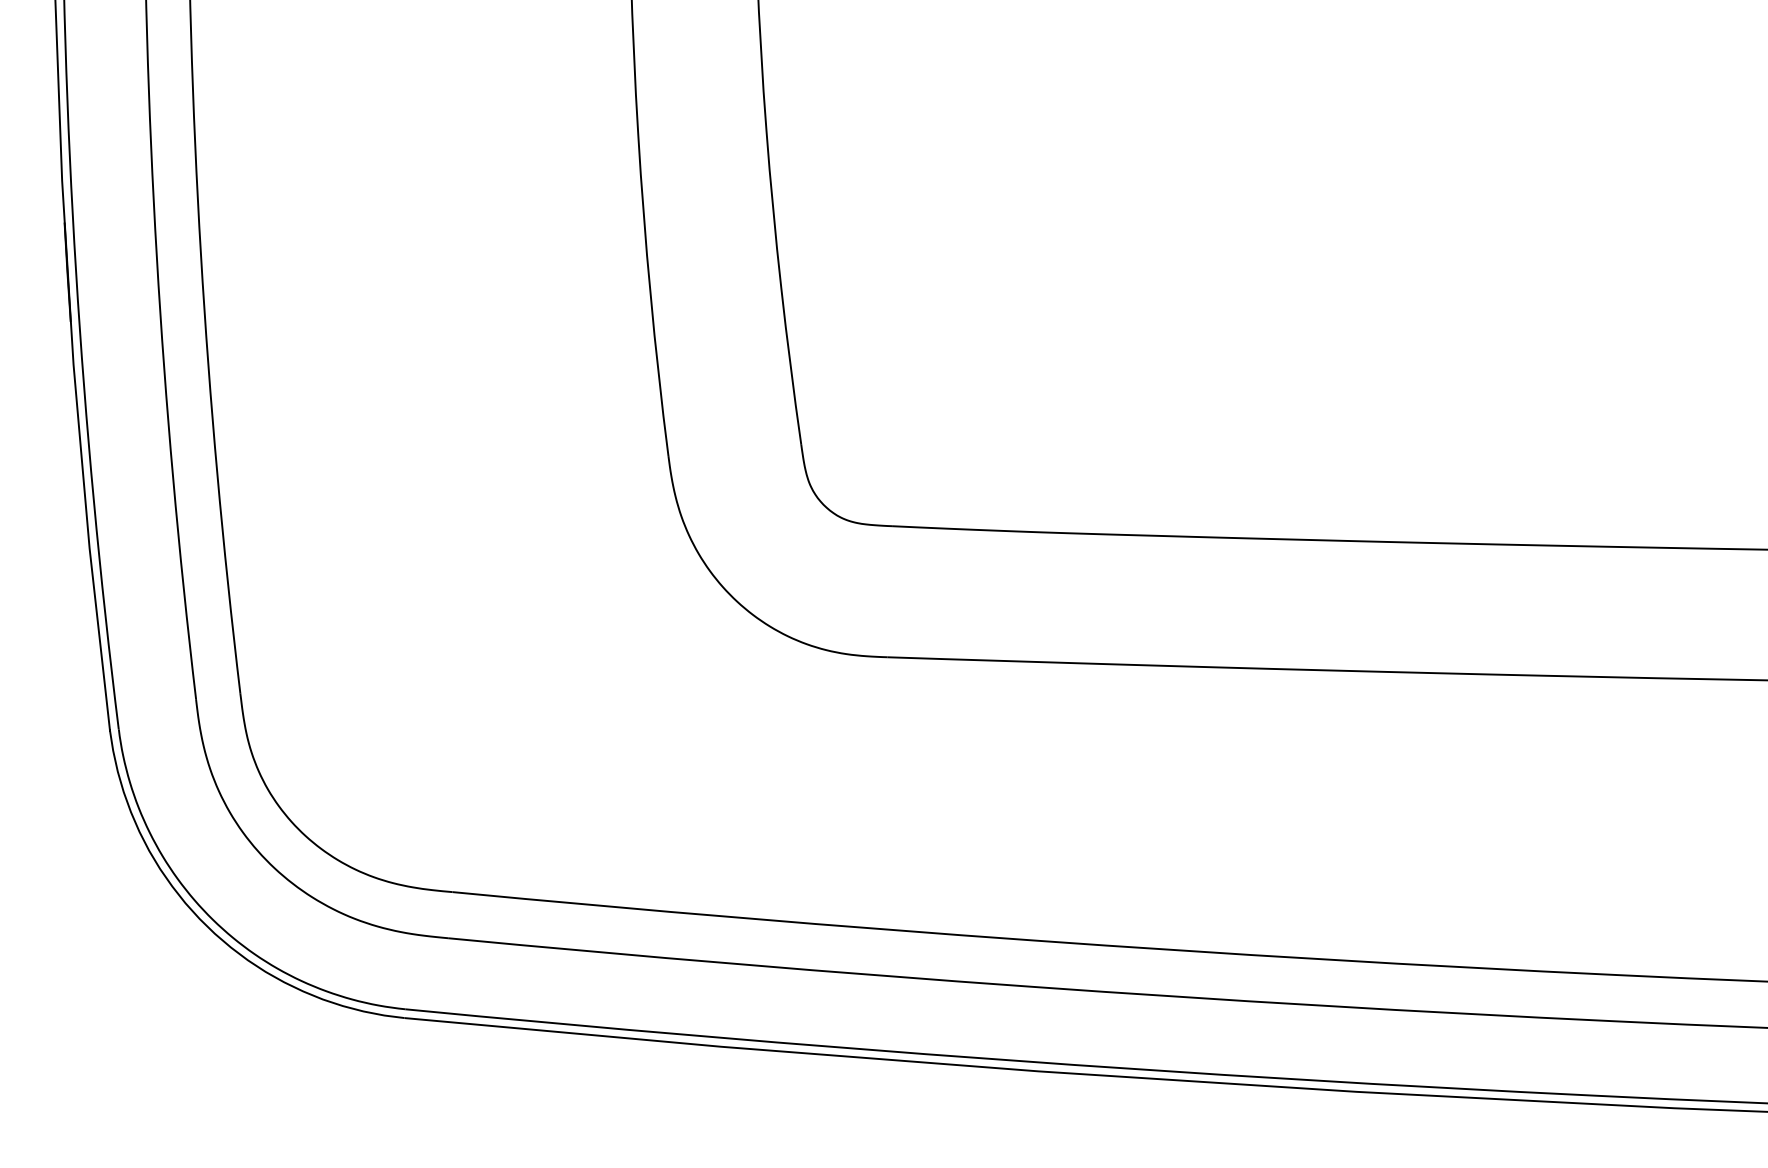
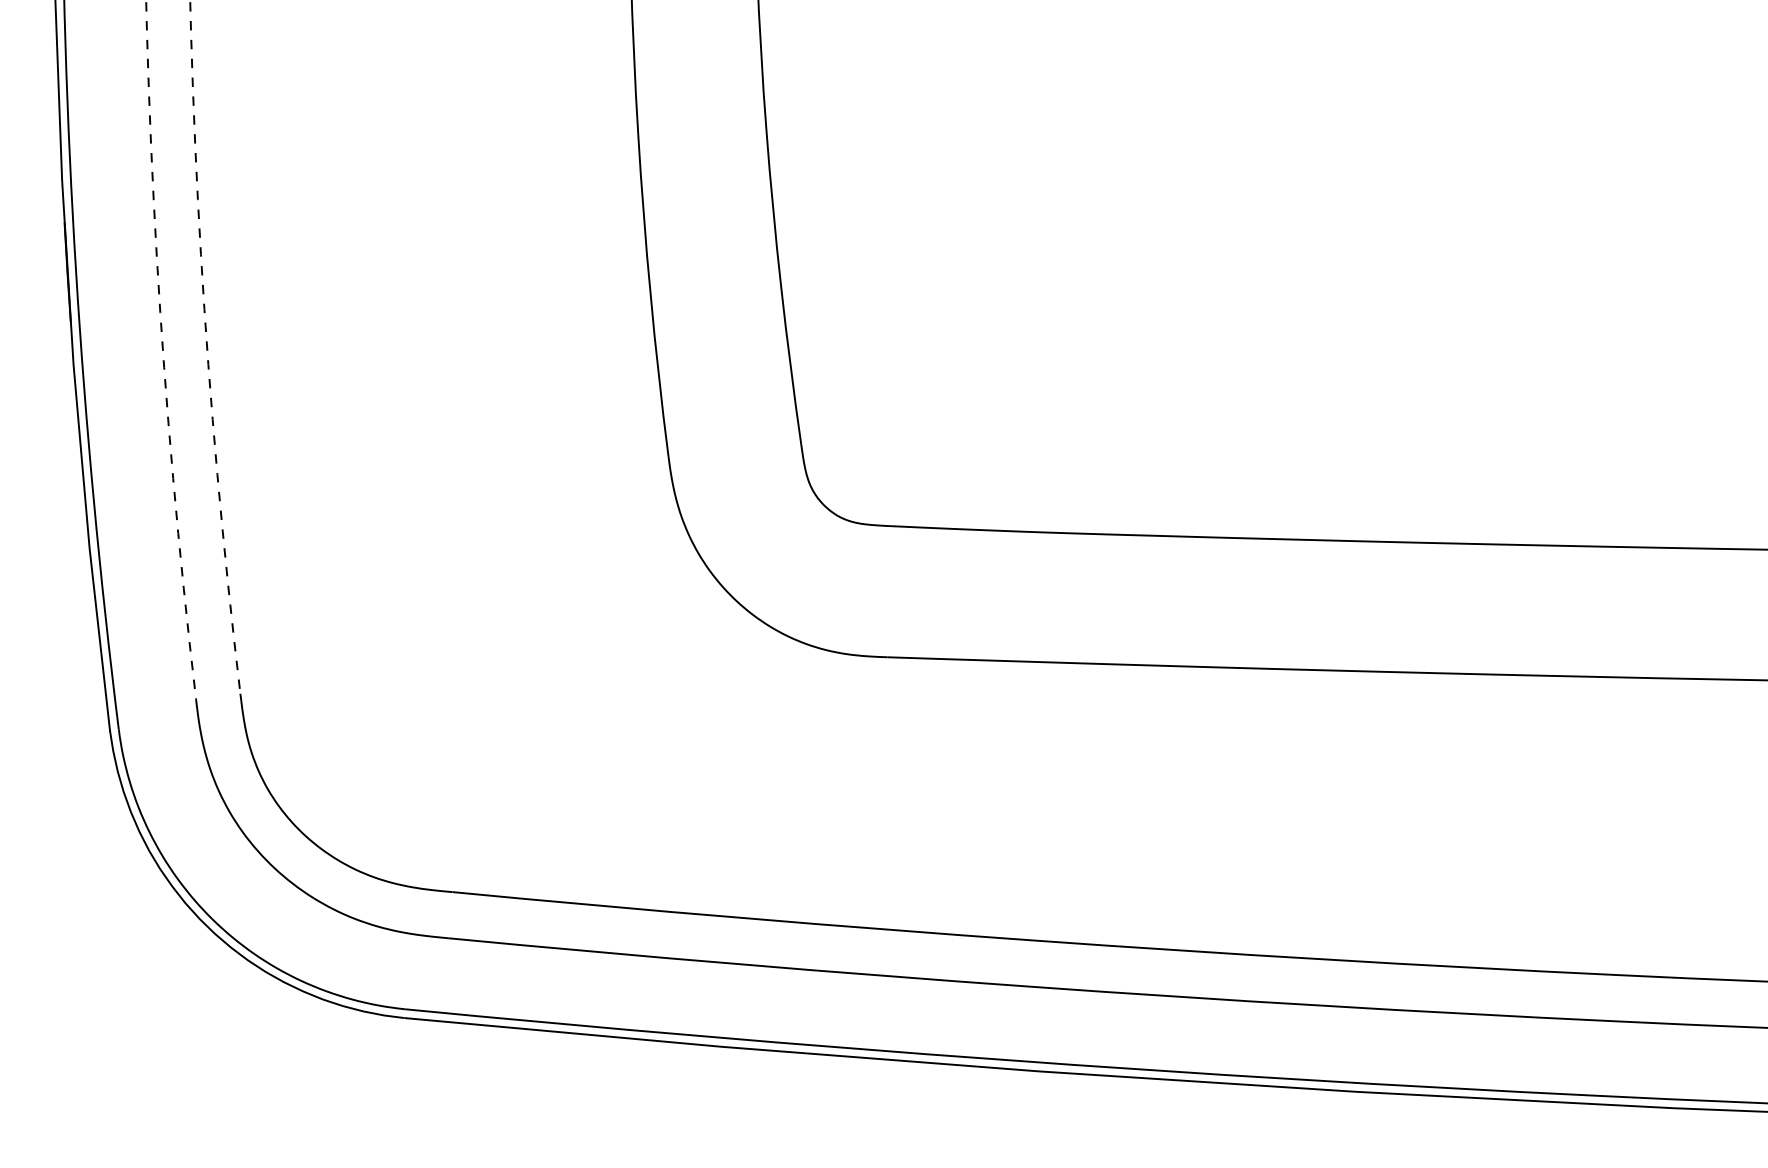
arc: solid -> dashed (207, 347)
arc: solid -> dashed (163, 350)
